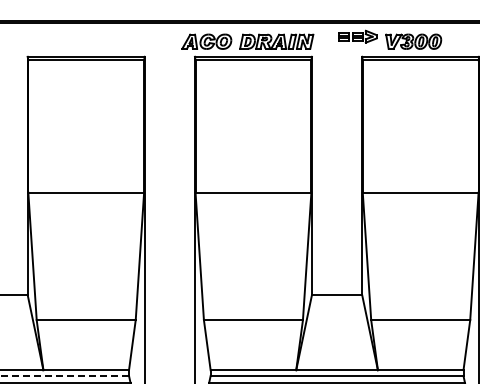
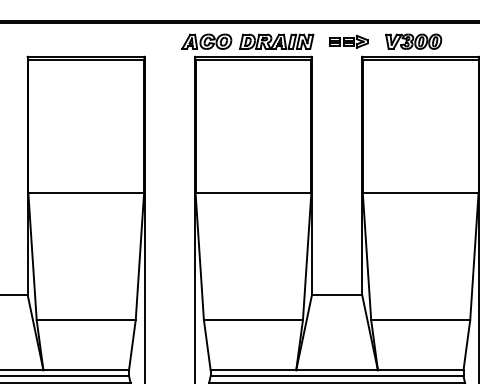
part position: (357, 36) -> (348, 41) (348, 41)
line: dashed -> solid (64, 375)
